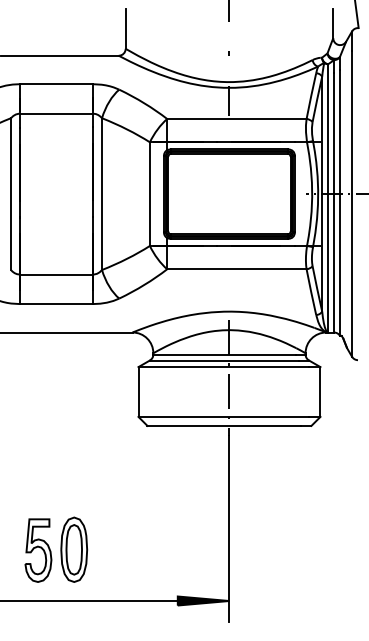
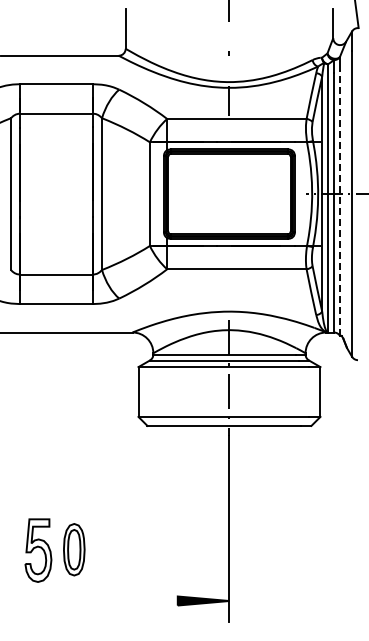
line: solid -> dashed (340, 202)
part size: 29x67 px -> 23x54 px (74, 549)
line: present -> none (89, 601)
